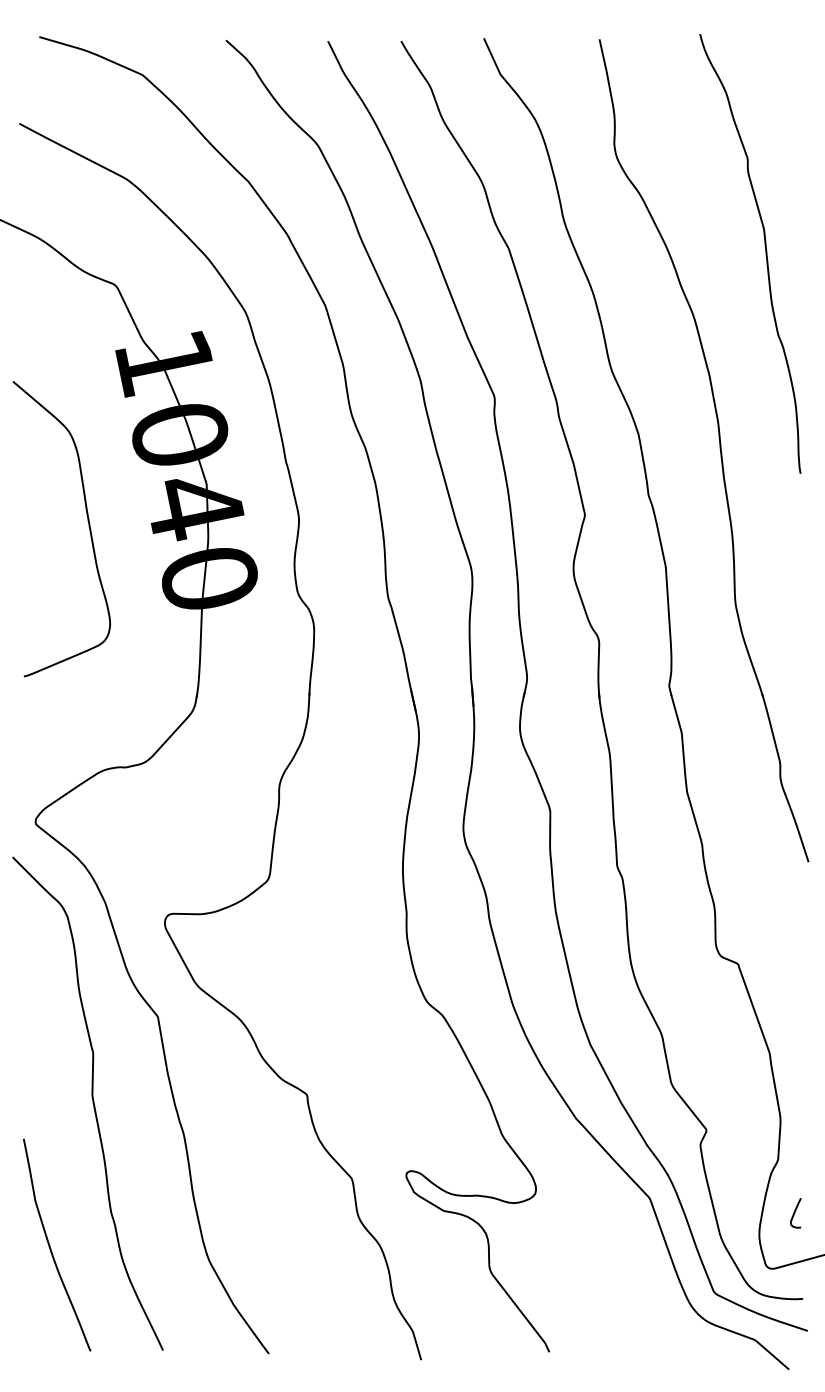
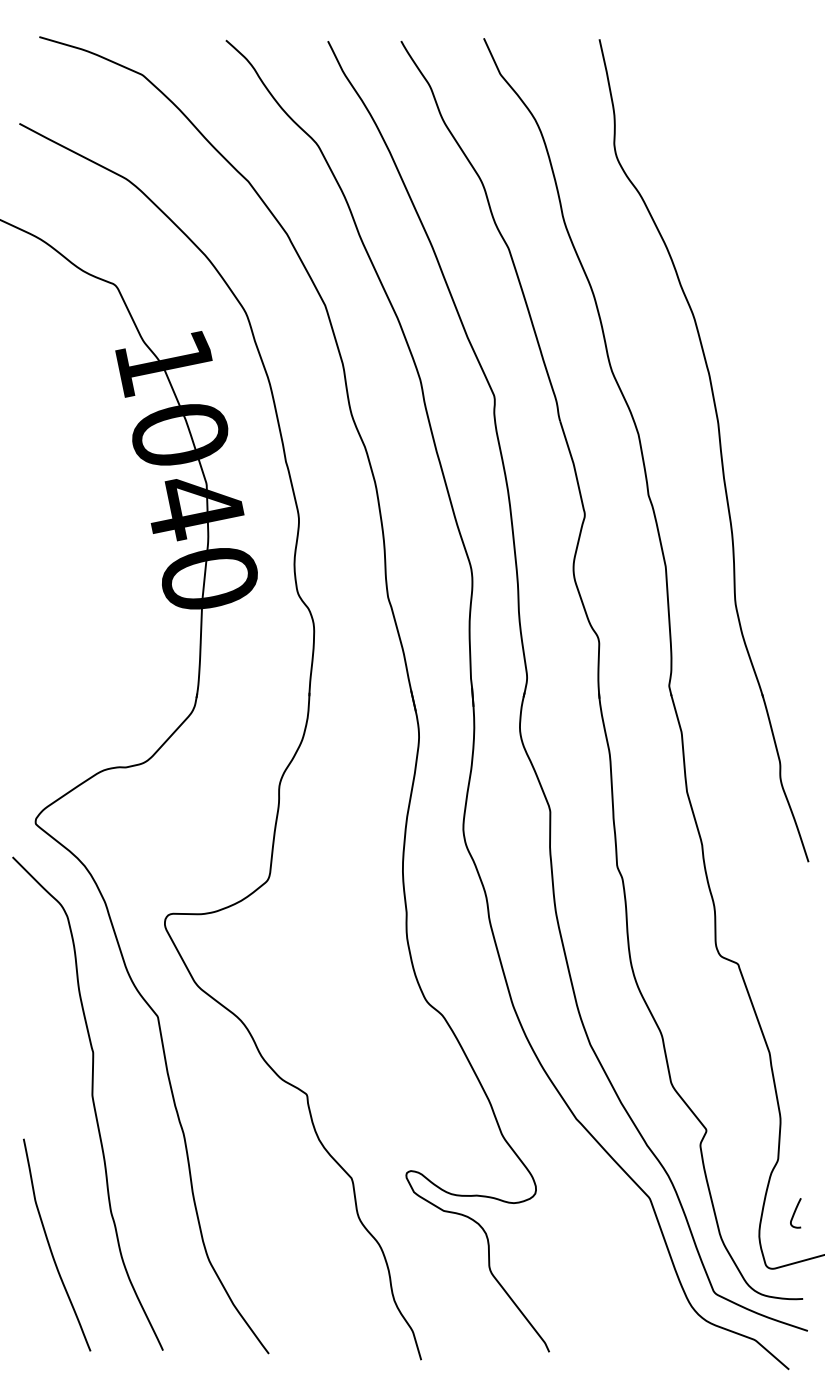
curve: present -> none (765, 253)
curve: present -> none (88, 526)
